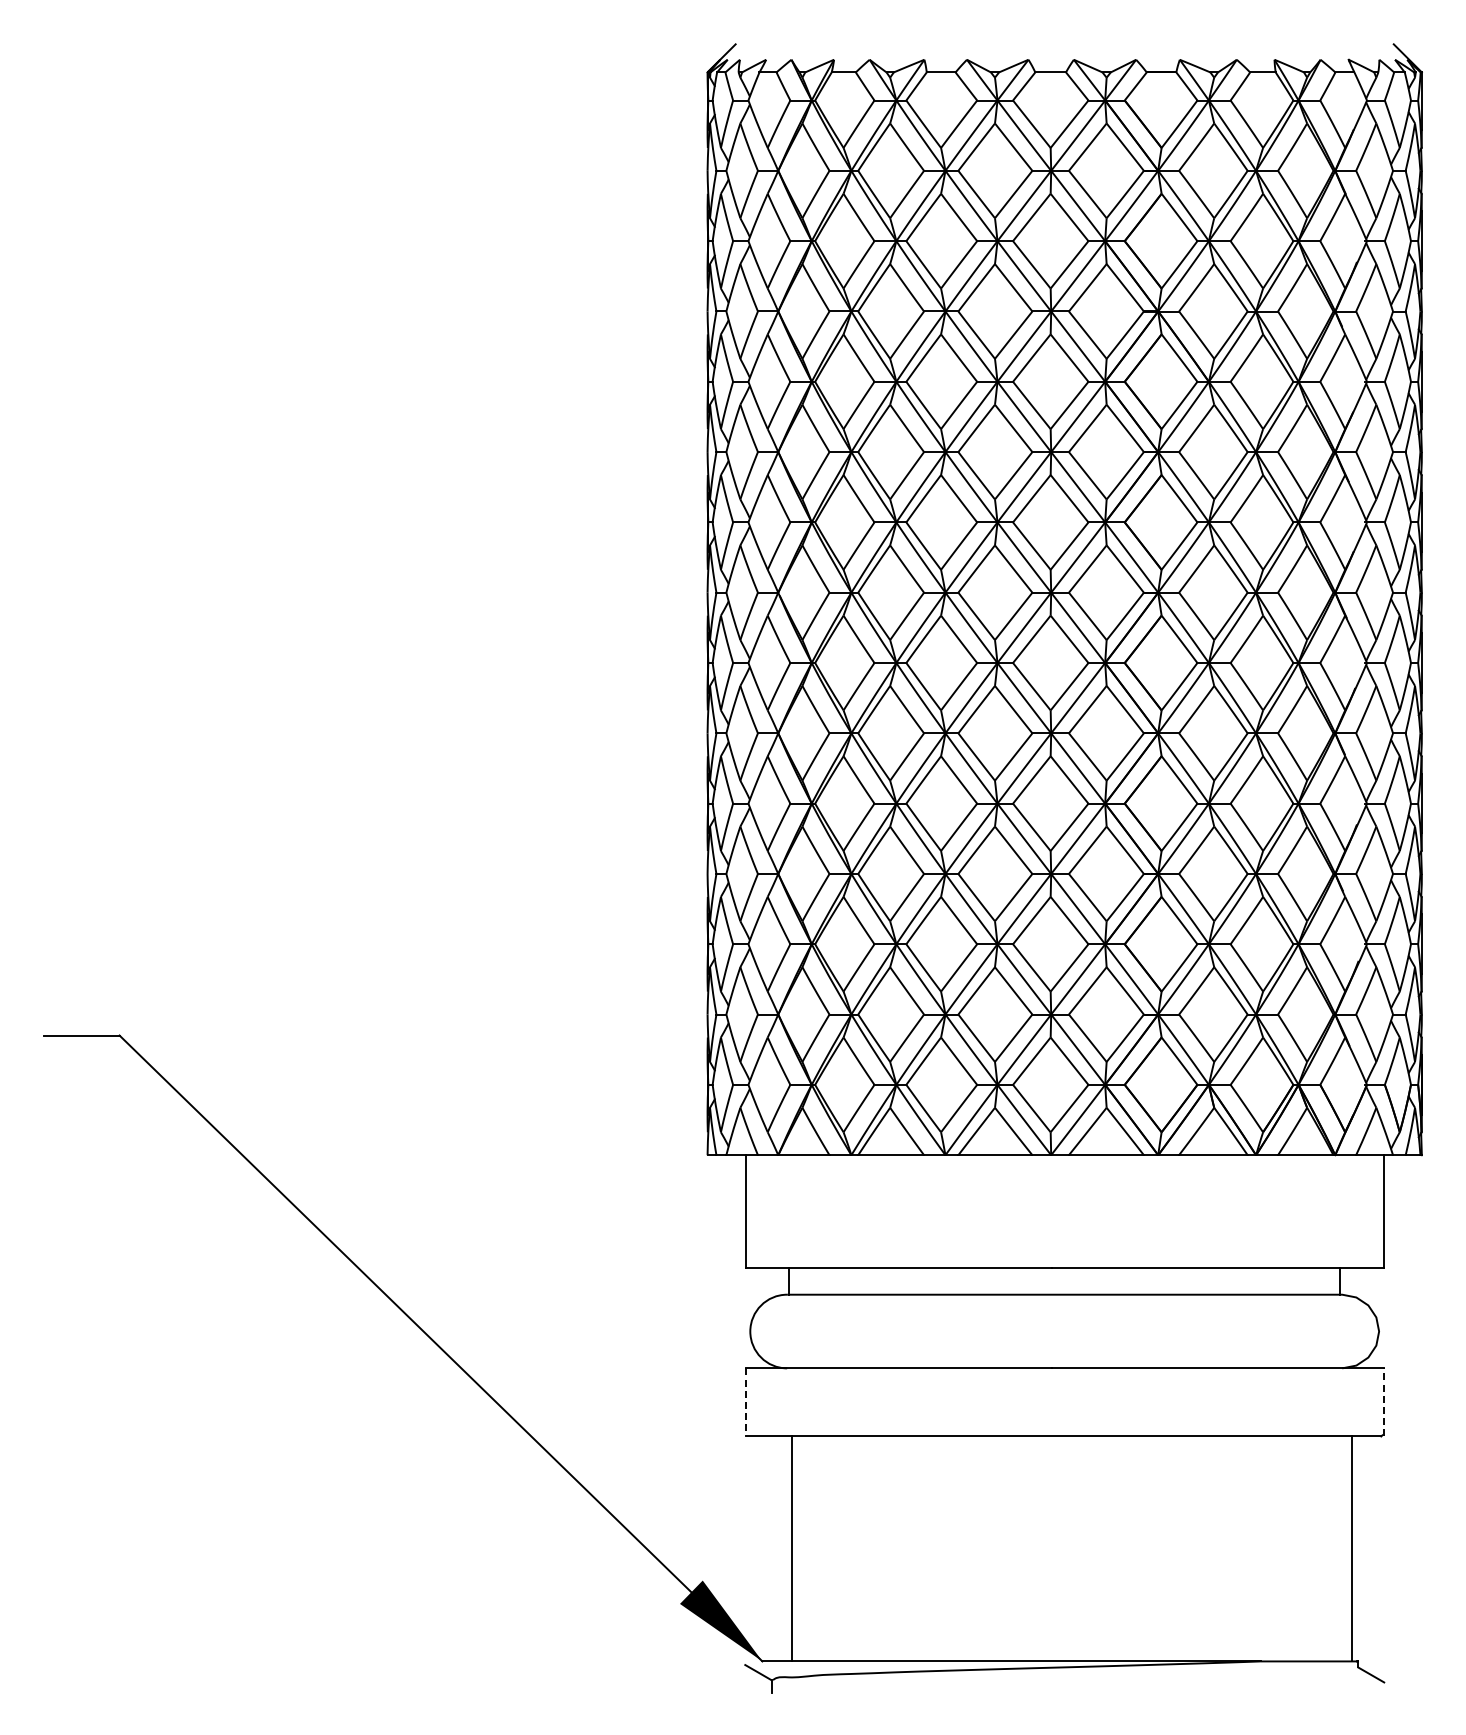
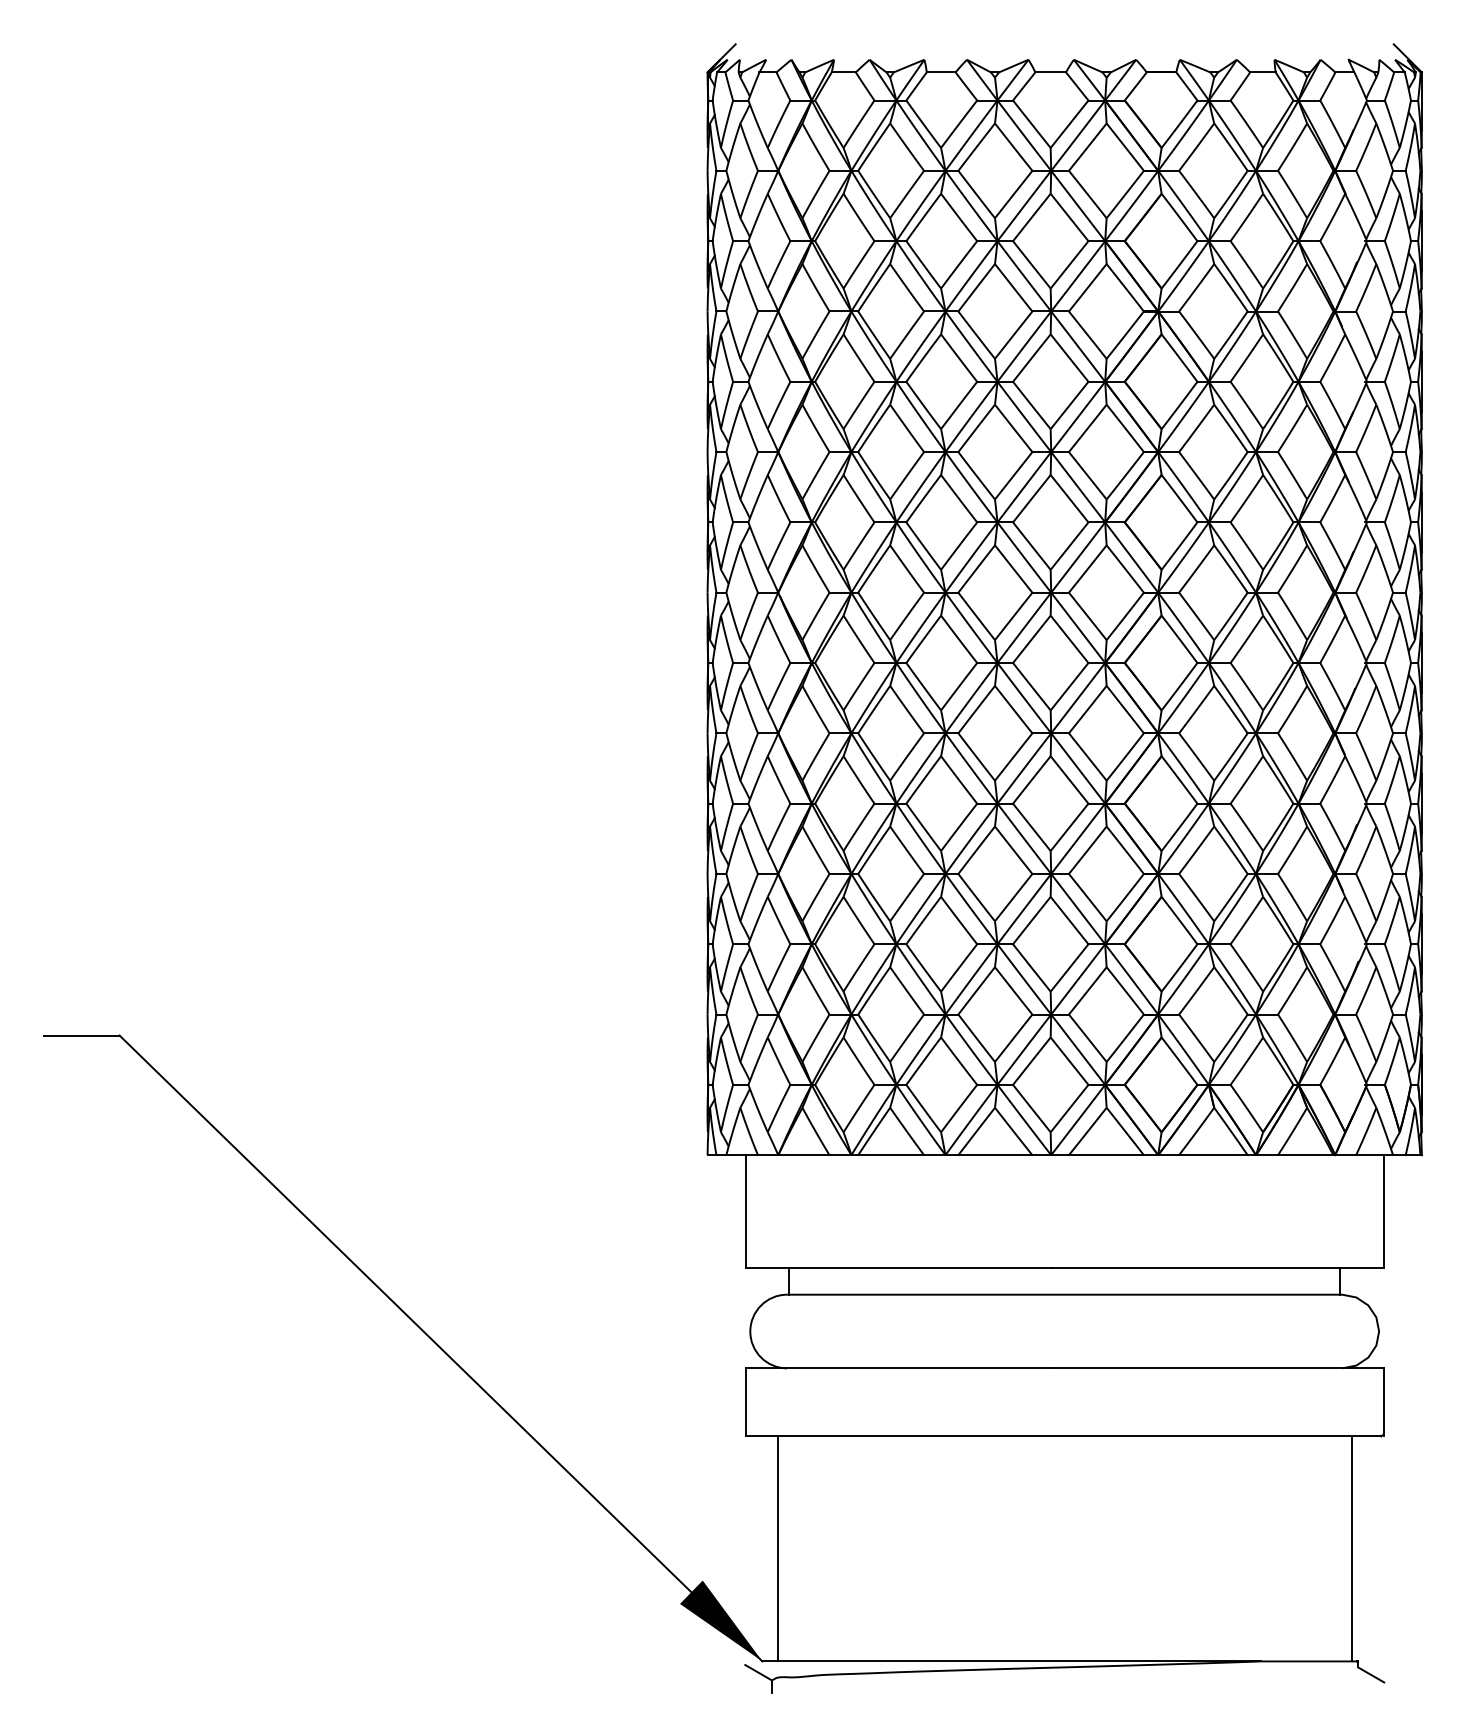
line: dashed -> solid (1383, 1401)
line: dashed -> solid (745, 1402)
line position: (791, 1548) -> (777, 1548) (777, 1548)
